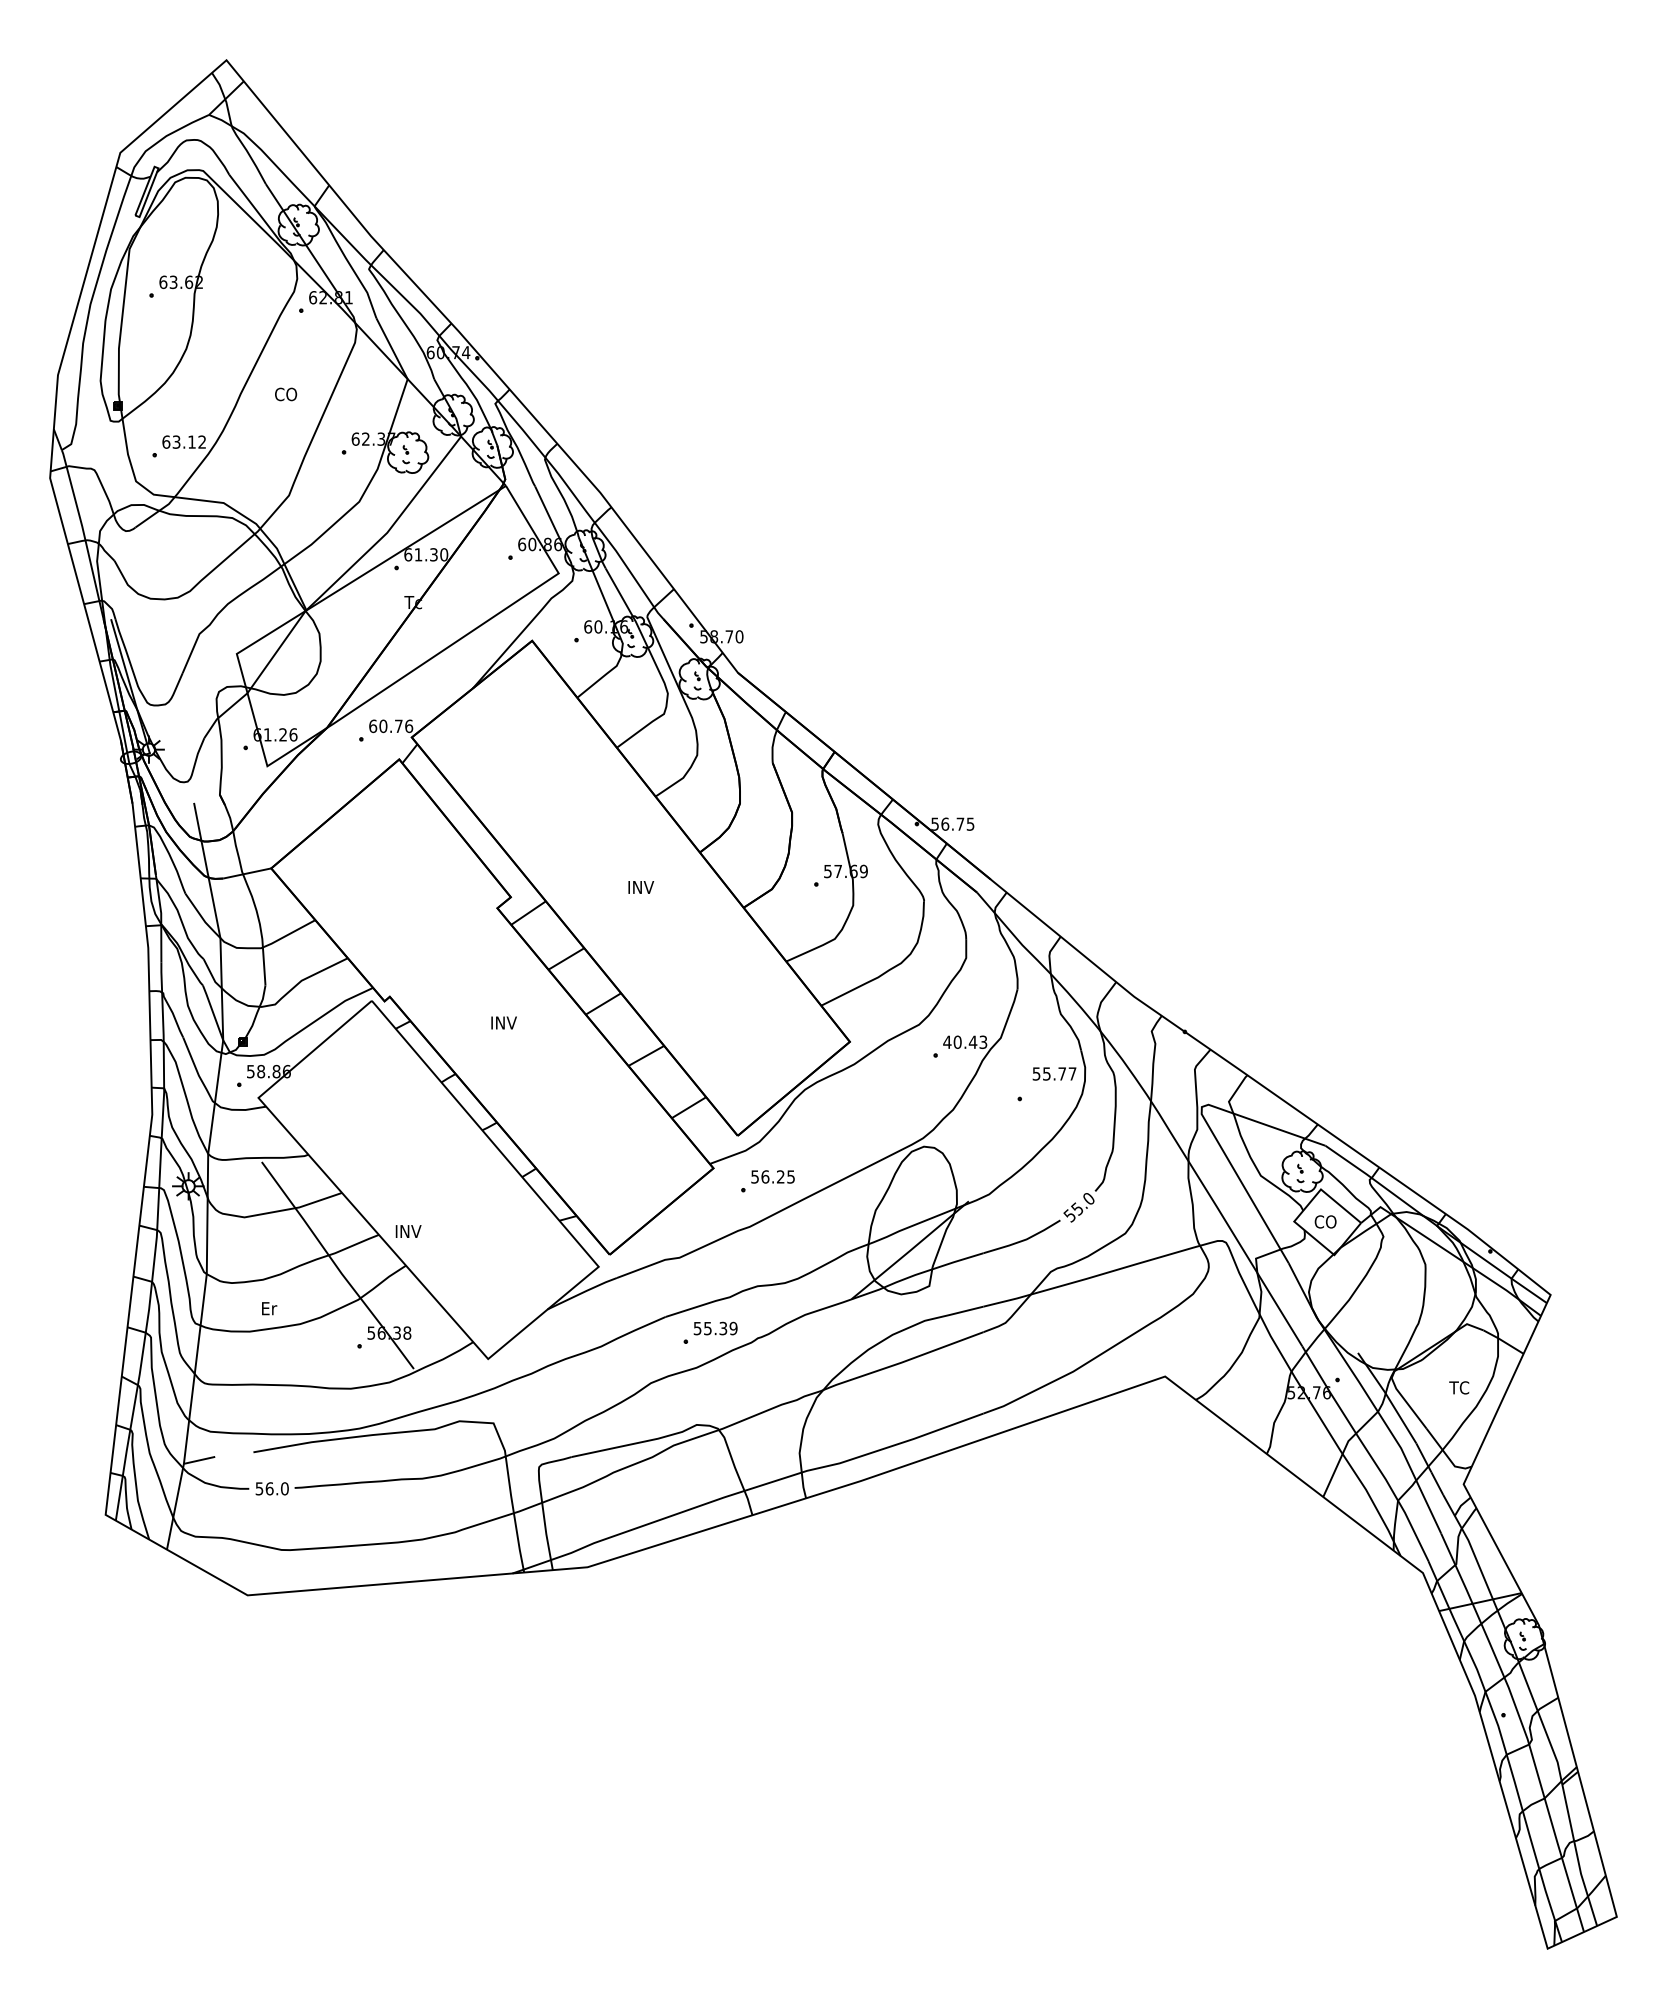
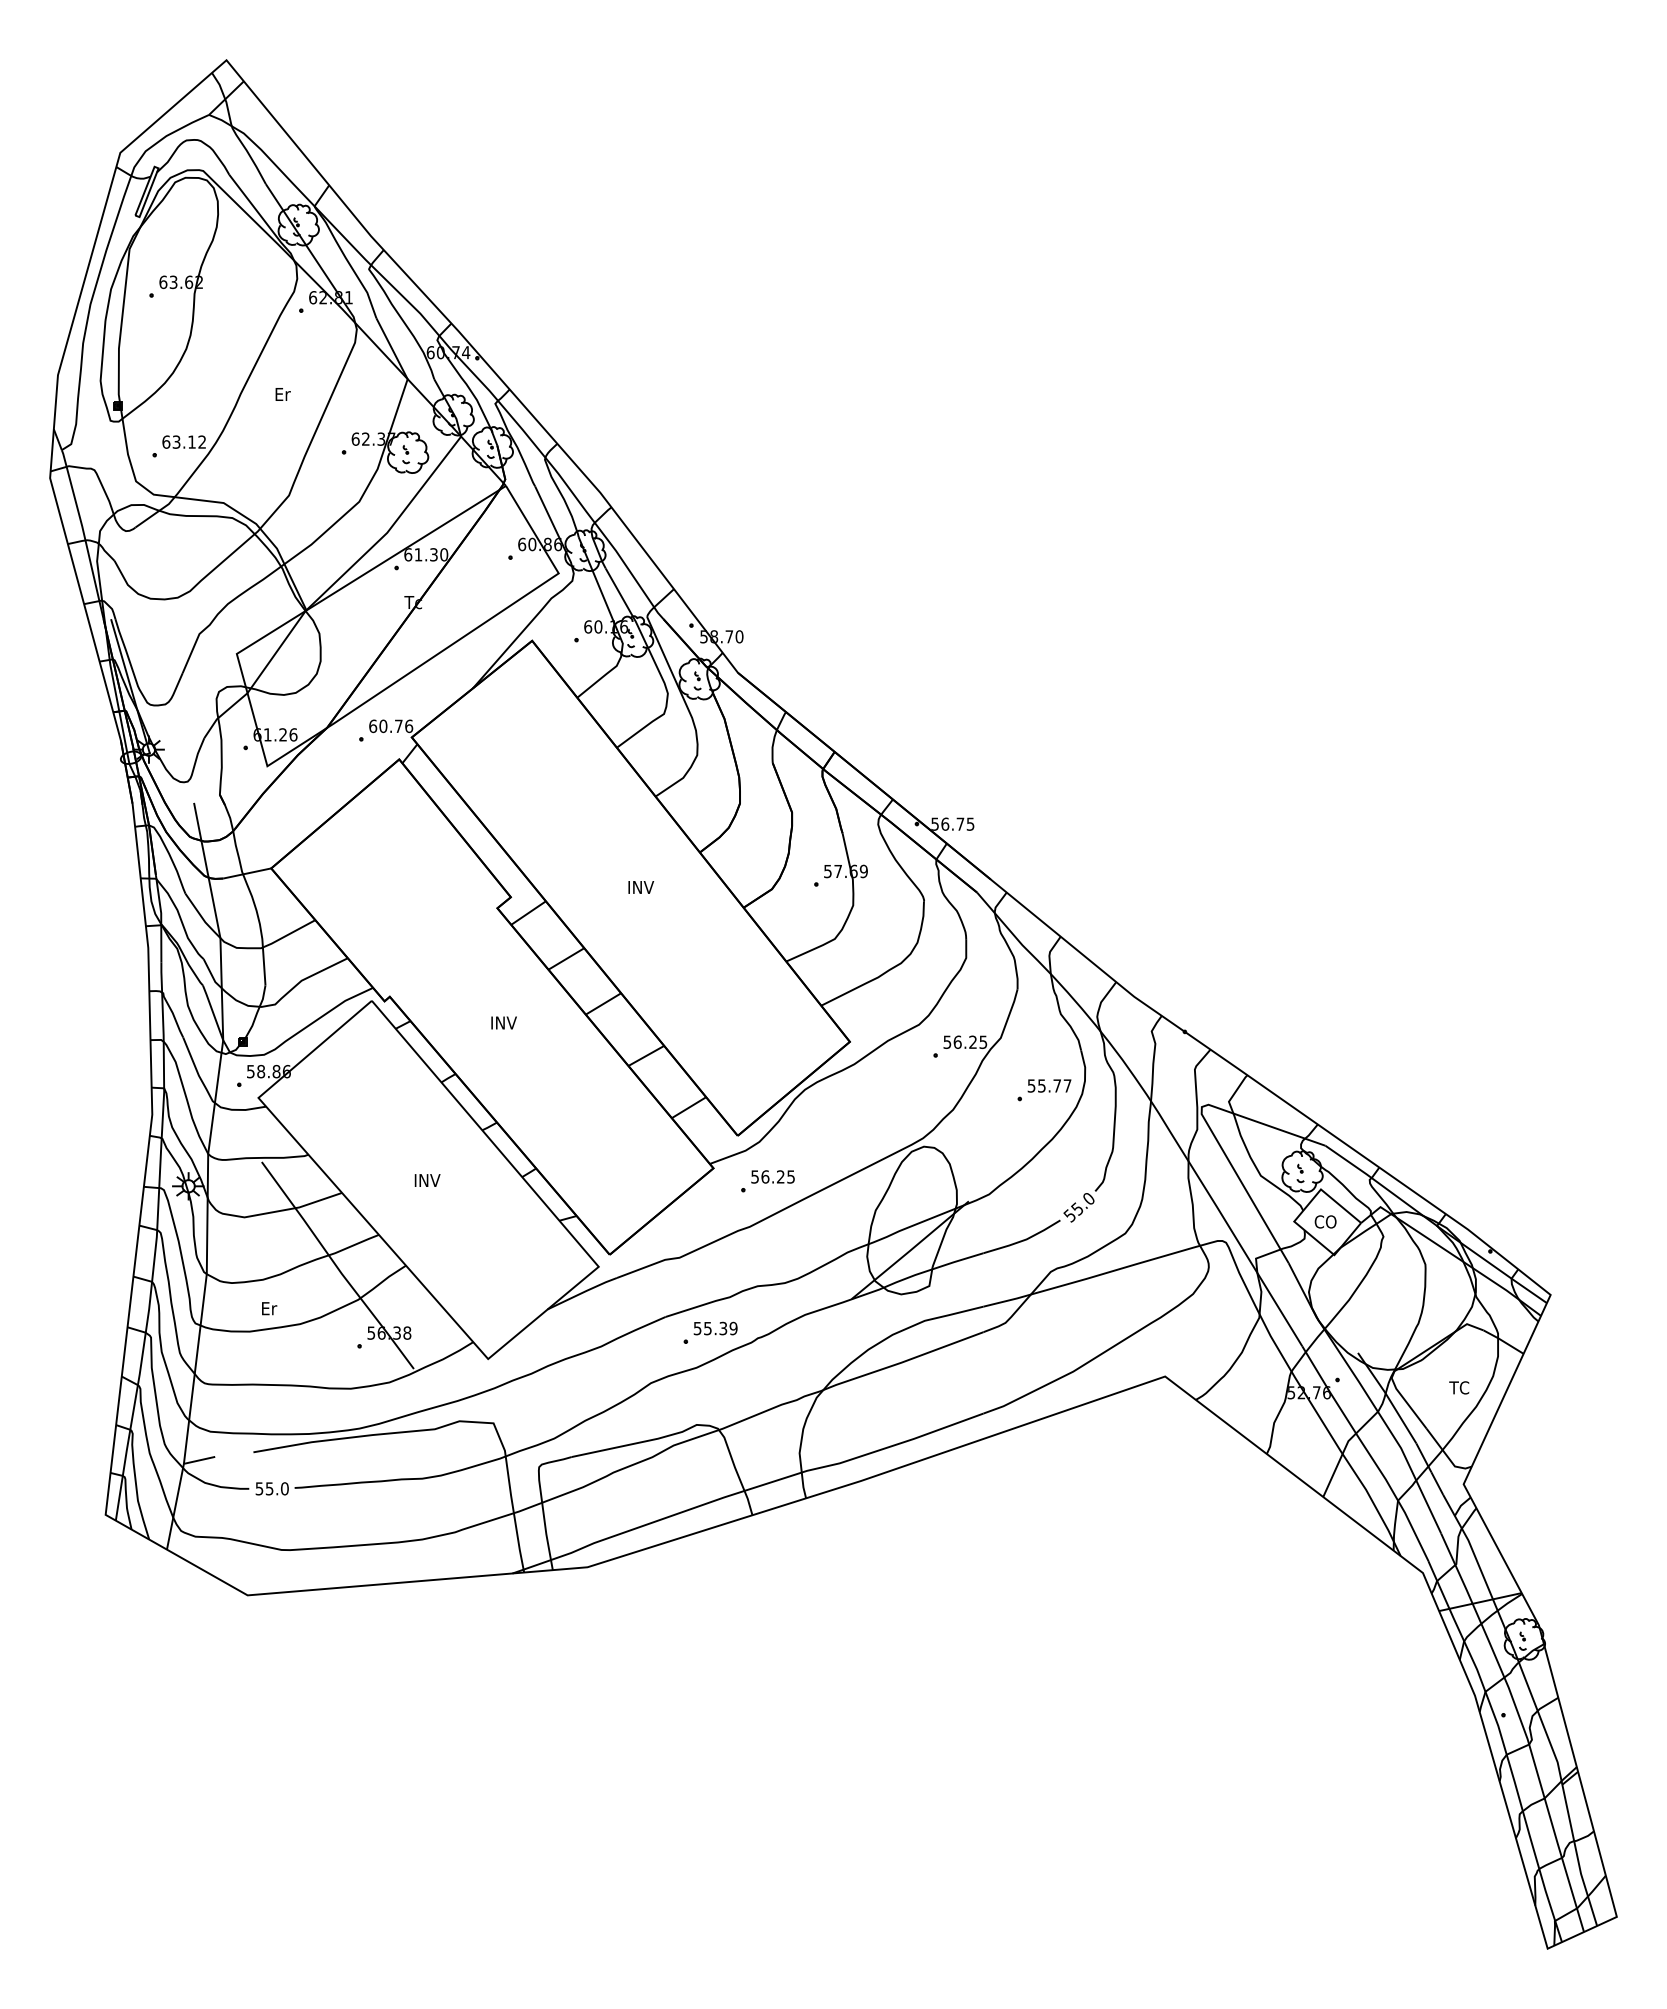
text: CO -> Er (286, 394)
text: 40.43 -> 56.25 (965, 1041)
text position: (1054, 1073) -> (1049, 1085) (1049, 1085)
text position: (408, 1231) -> (427, 1180) (427, 1180)
text: 56.0 -> 55.0 (269, 1488)
